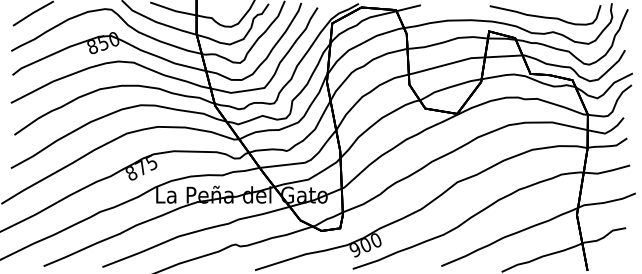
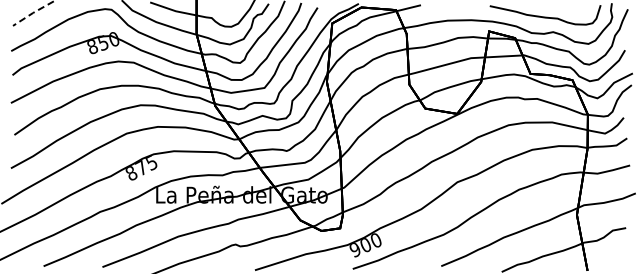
line: solid -> dashed (33, 12)
